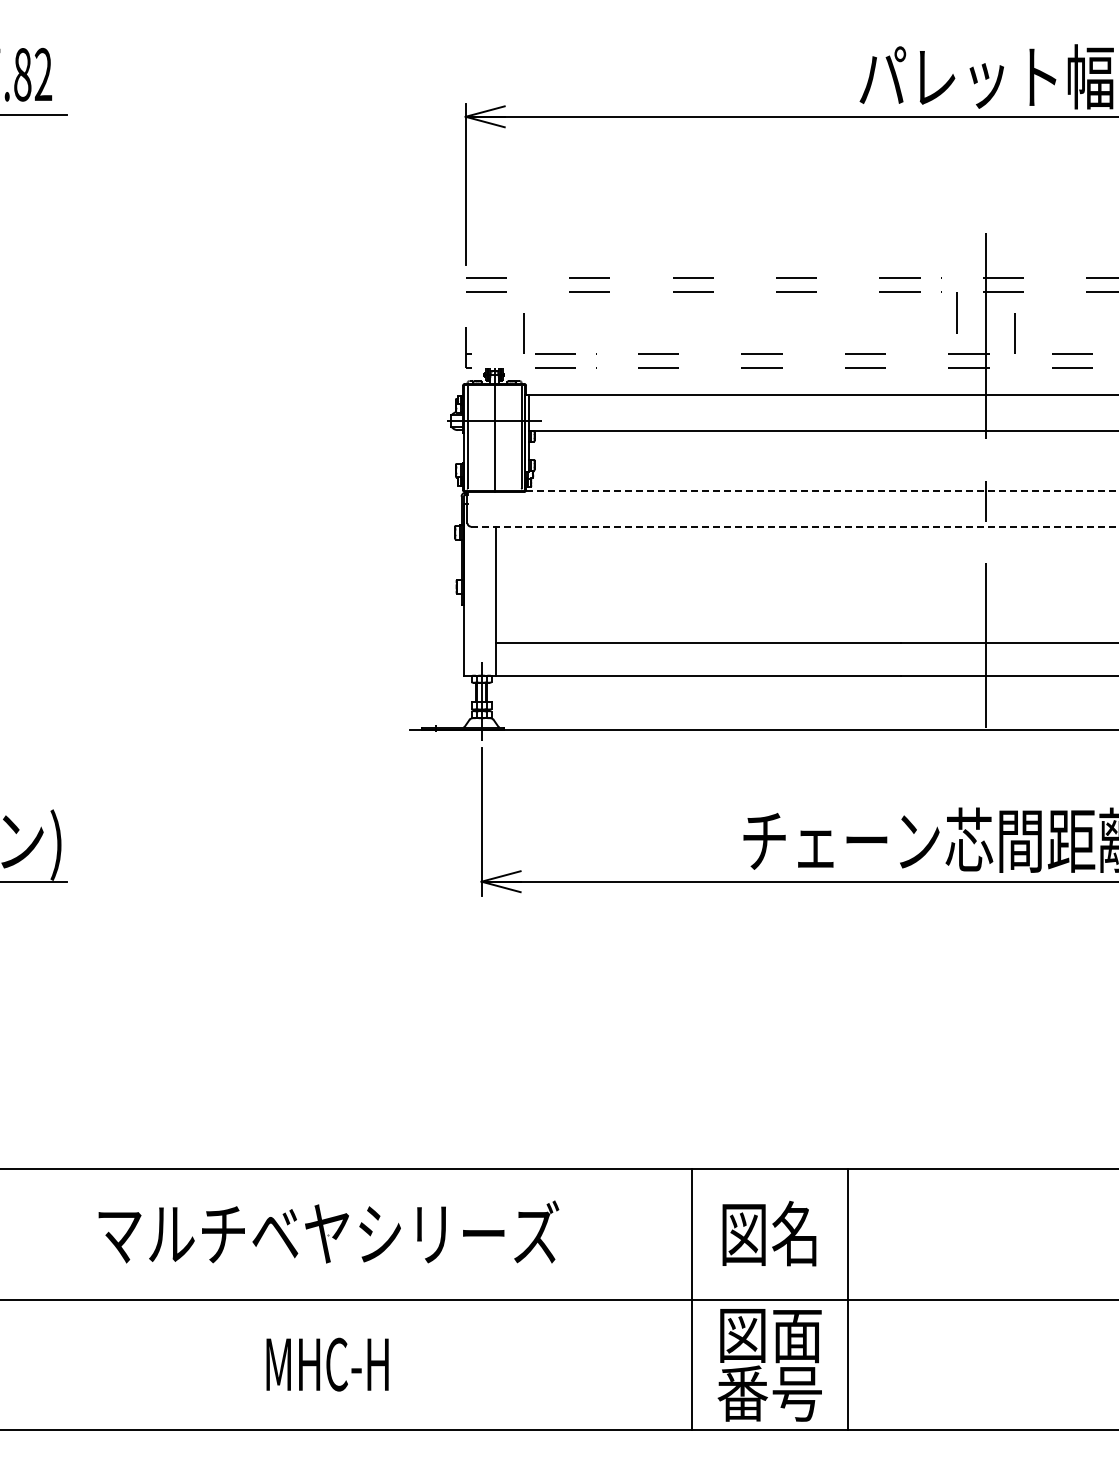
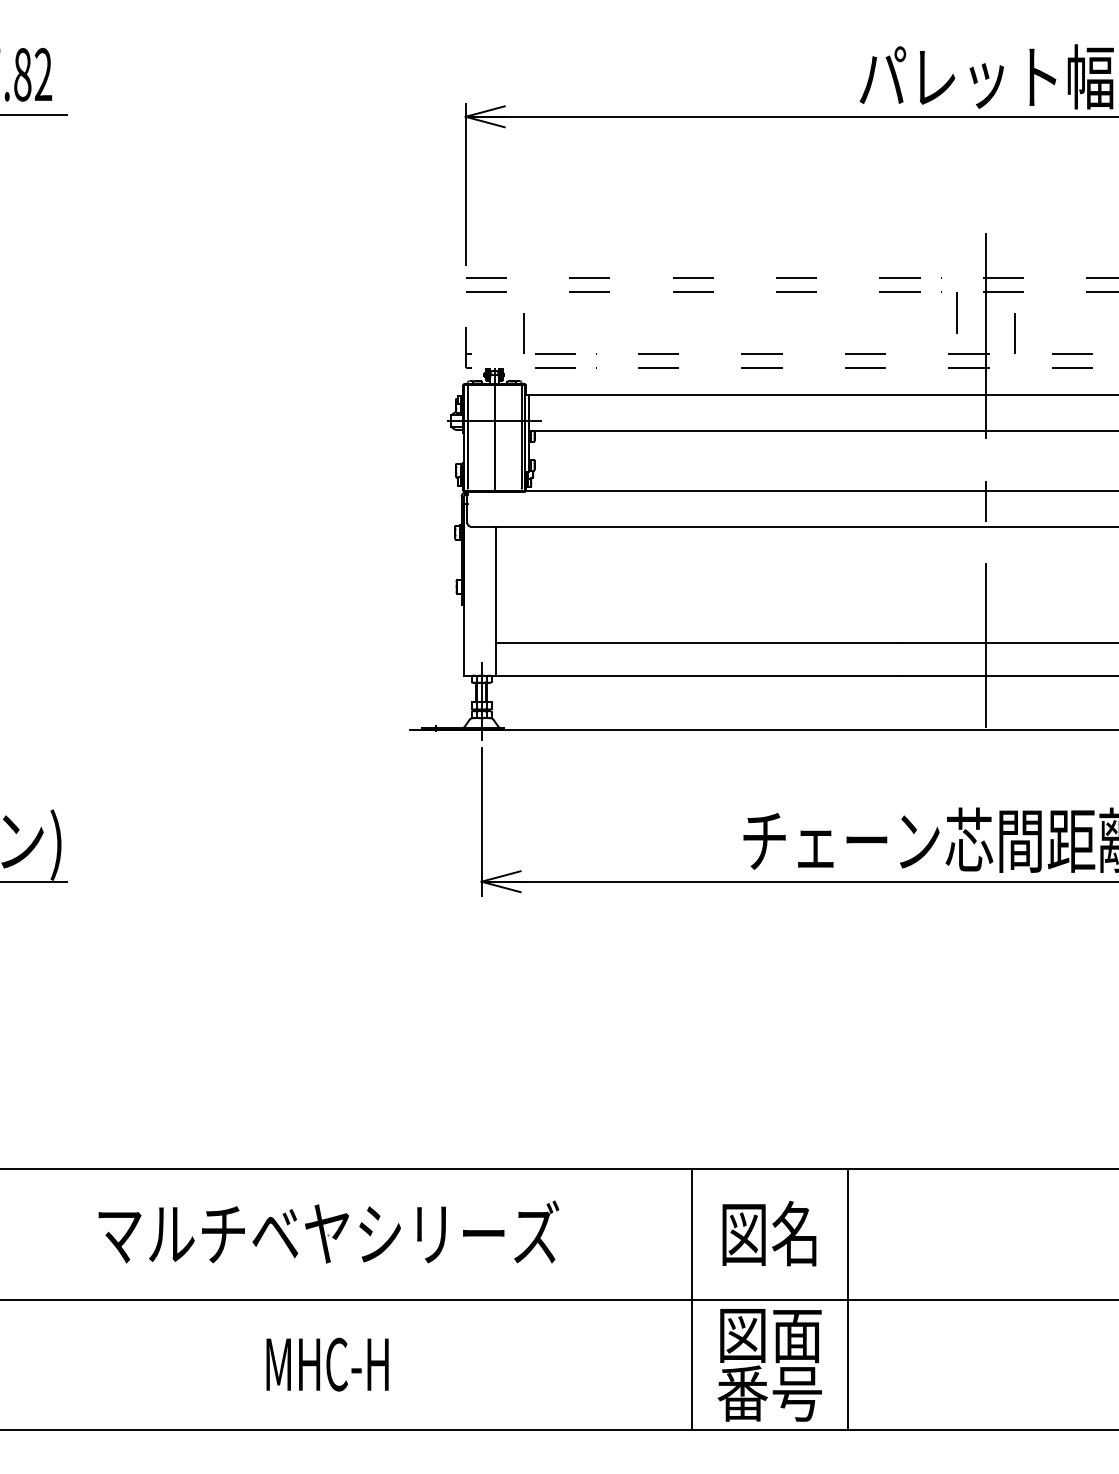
line: dashed -> solid (821, 490)
line: dashed -> solid (794, 526)
